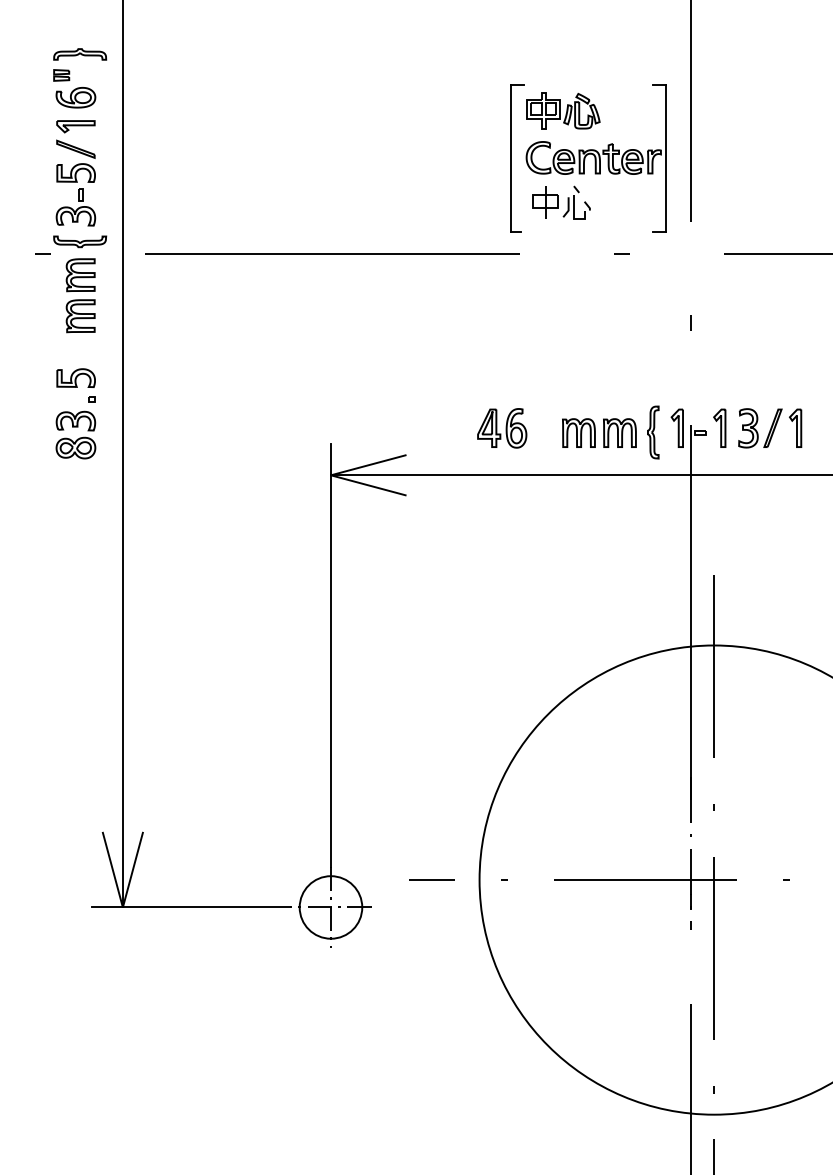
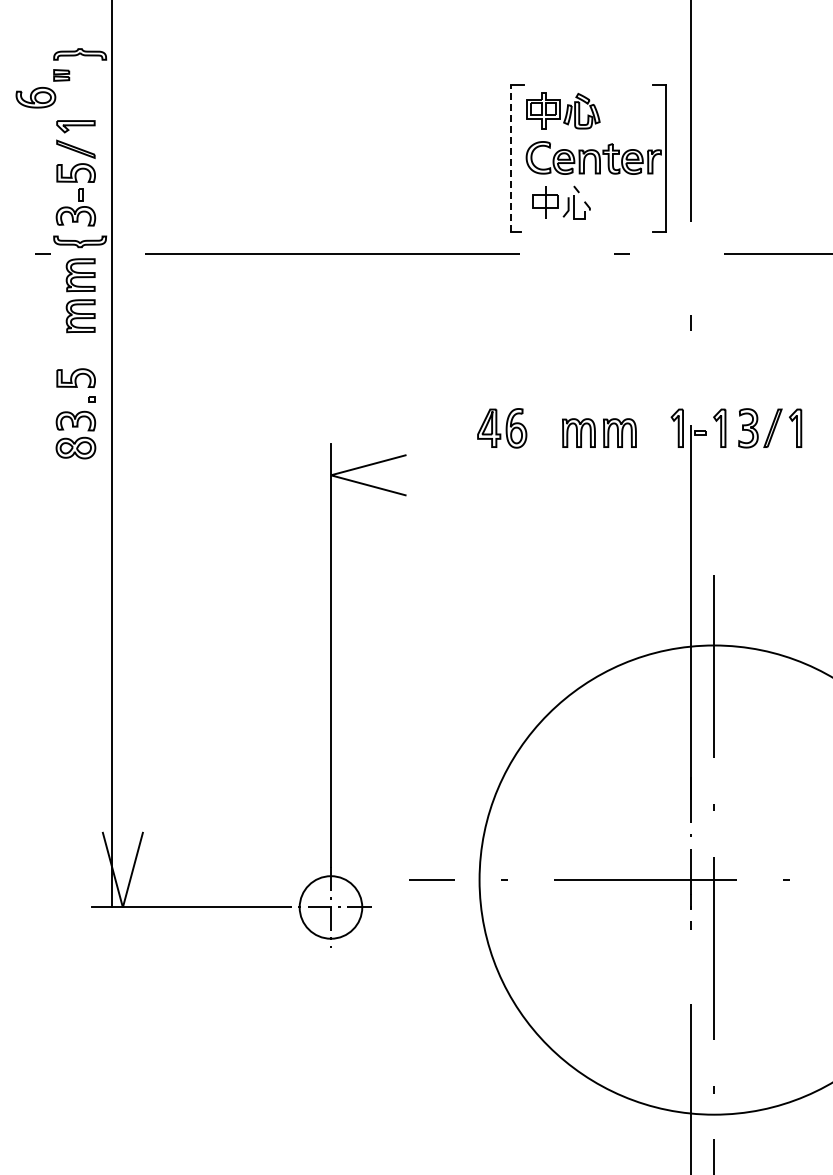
part position: (75, 97) -> (35, 97) (35, 97)
line: solid -> dashed (511, 157)
part: present -> none (653, 432)
line position: (122, 454) -> (111, 454) (111, 454)
line: present -> none (579, 475)
